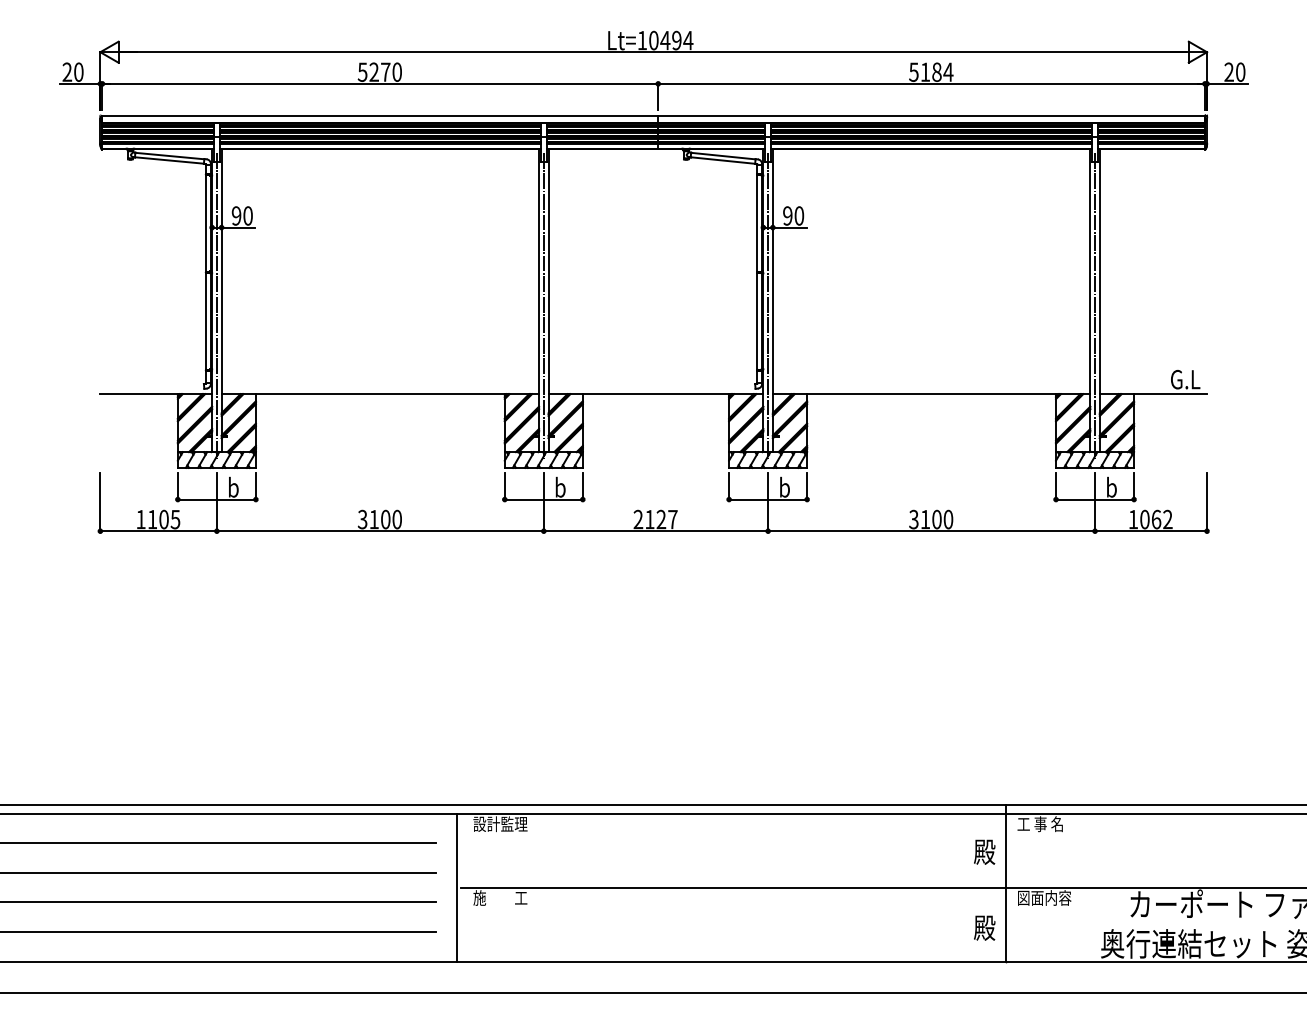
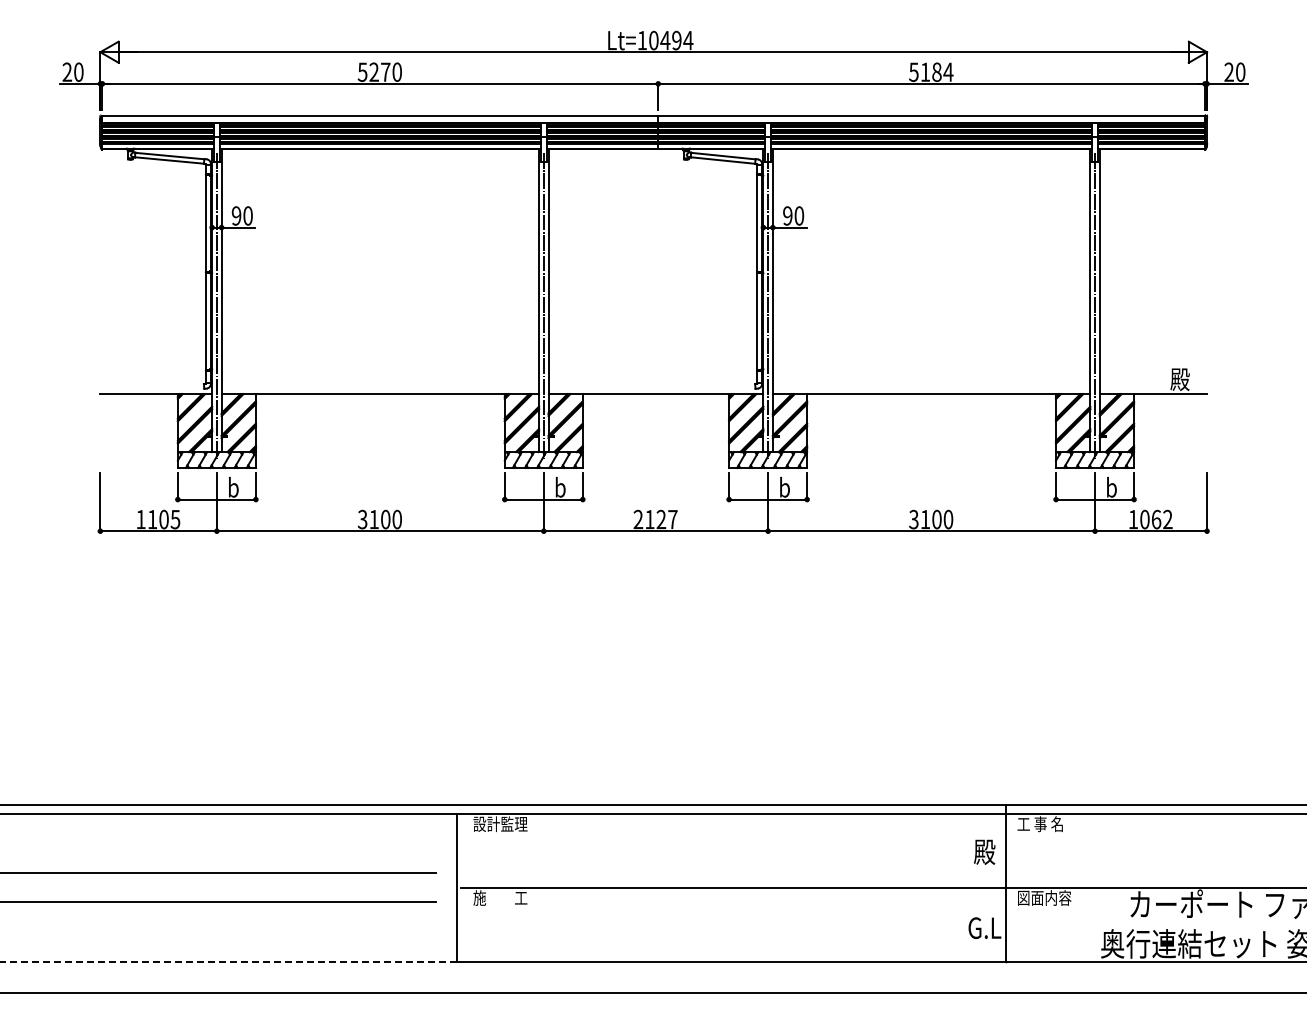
text: G.L -> 殿 (1185, 379)
line: present -> none (219, 843)
text: 殿 -> G.L (984, 927)
line: present -> none (219, 931)
line: solid -> dashed (229, 961)
